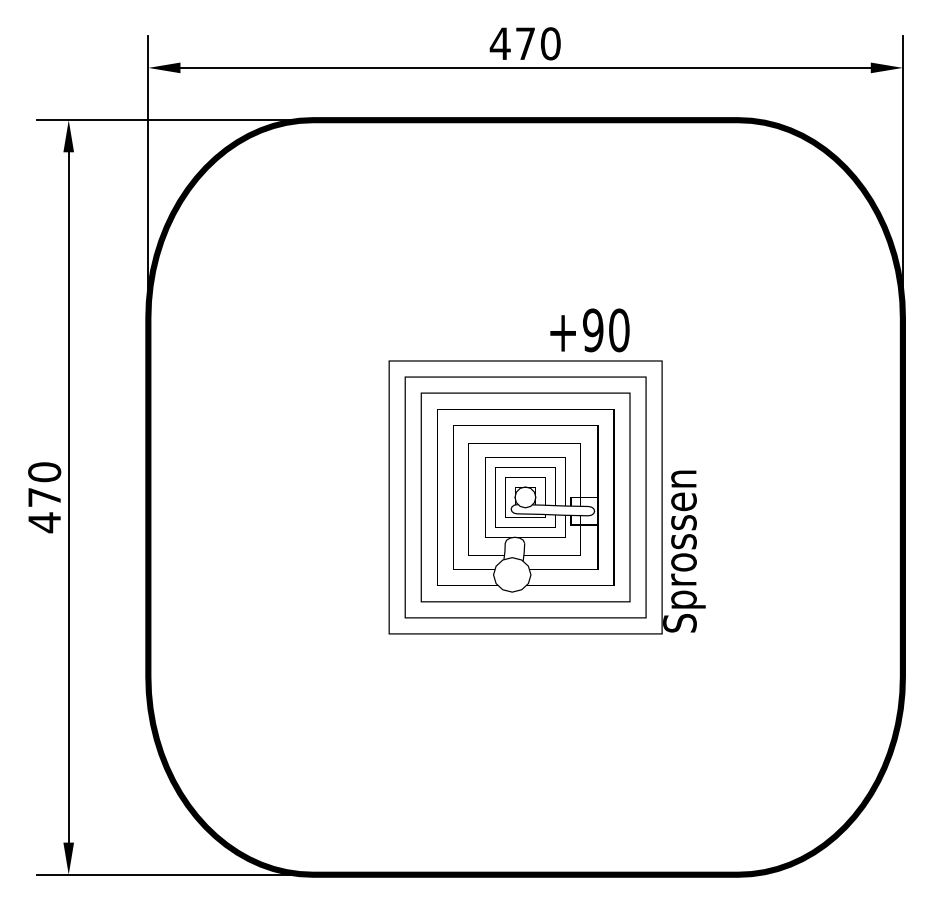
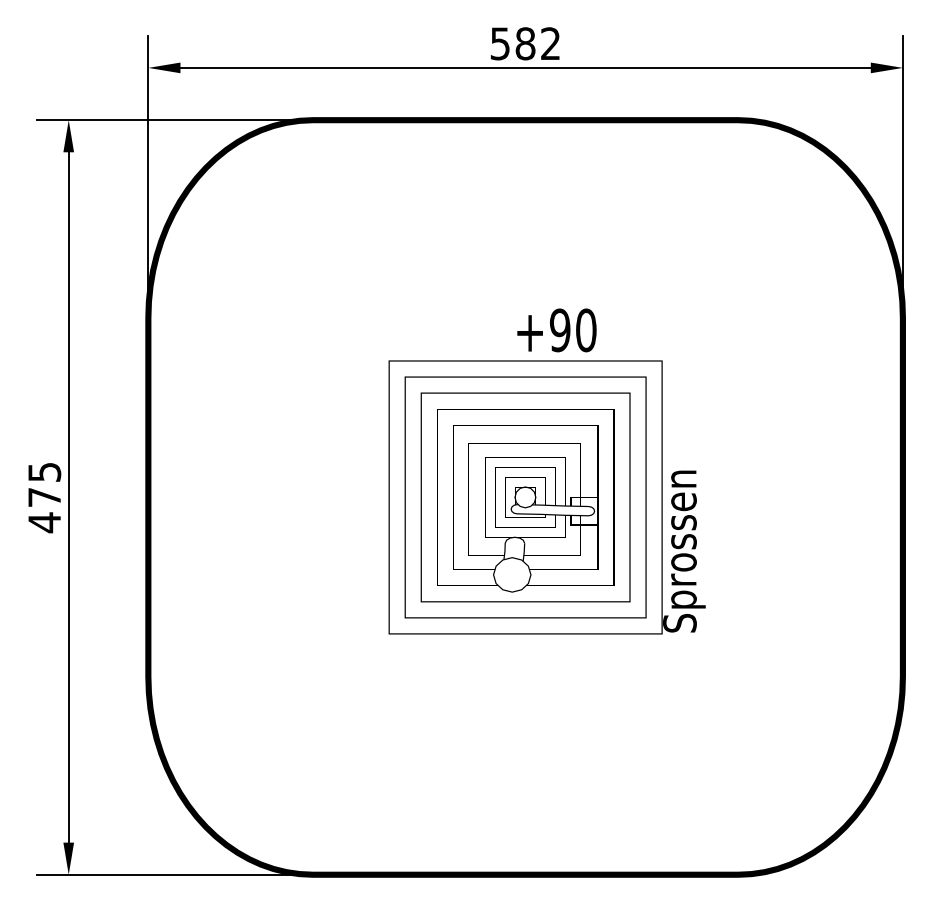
text: 470 -> 582 (524, 43)
text position: (589, 330) -> (556, 330) (556, 330)
text: 470 -> 475 (44, 472)
